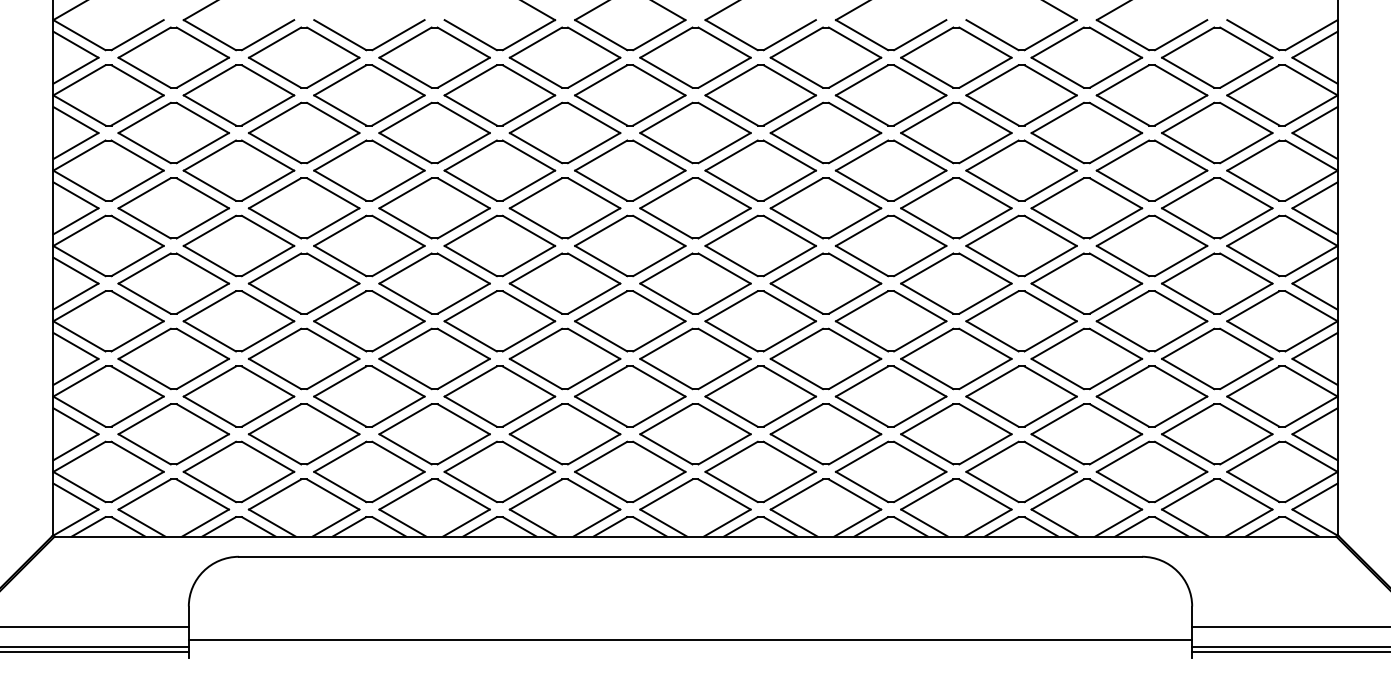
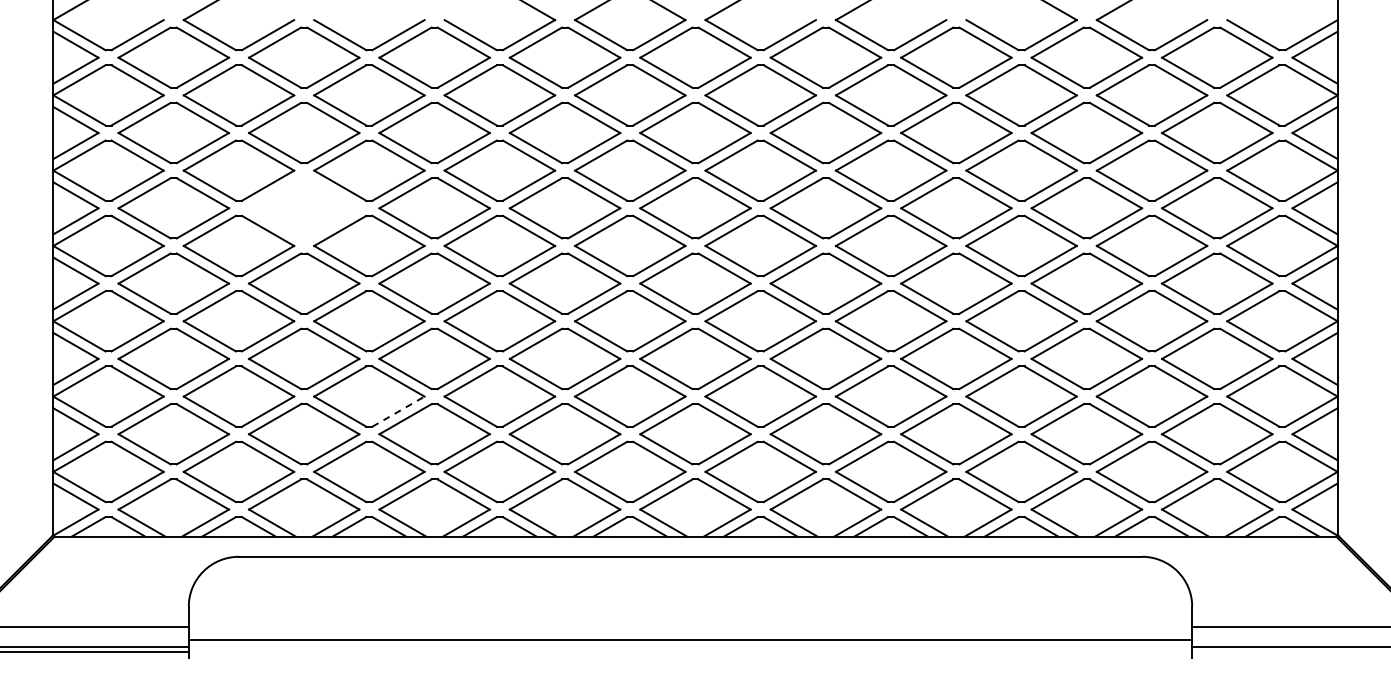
part: present -> none (303, 208)
line: solid -> dashed (398, 411)
line: present -> none (1289, 651)
